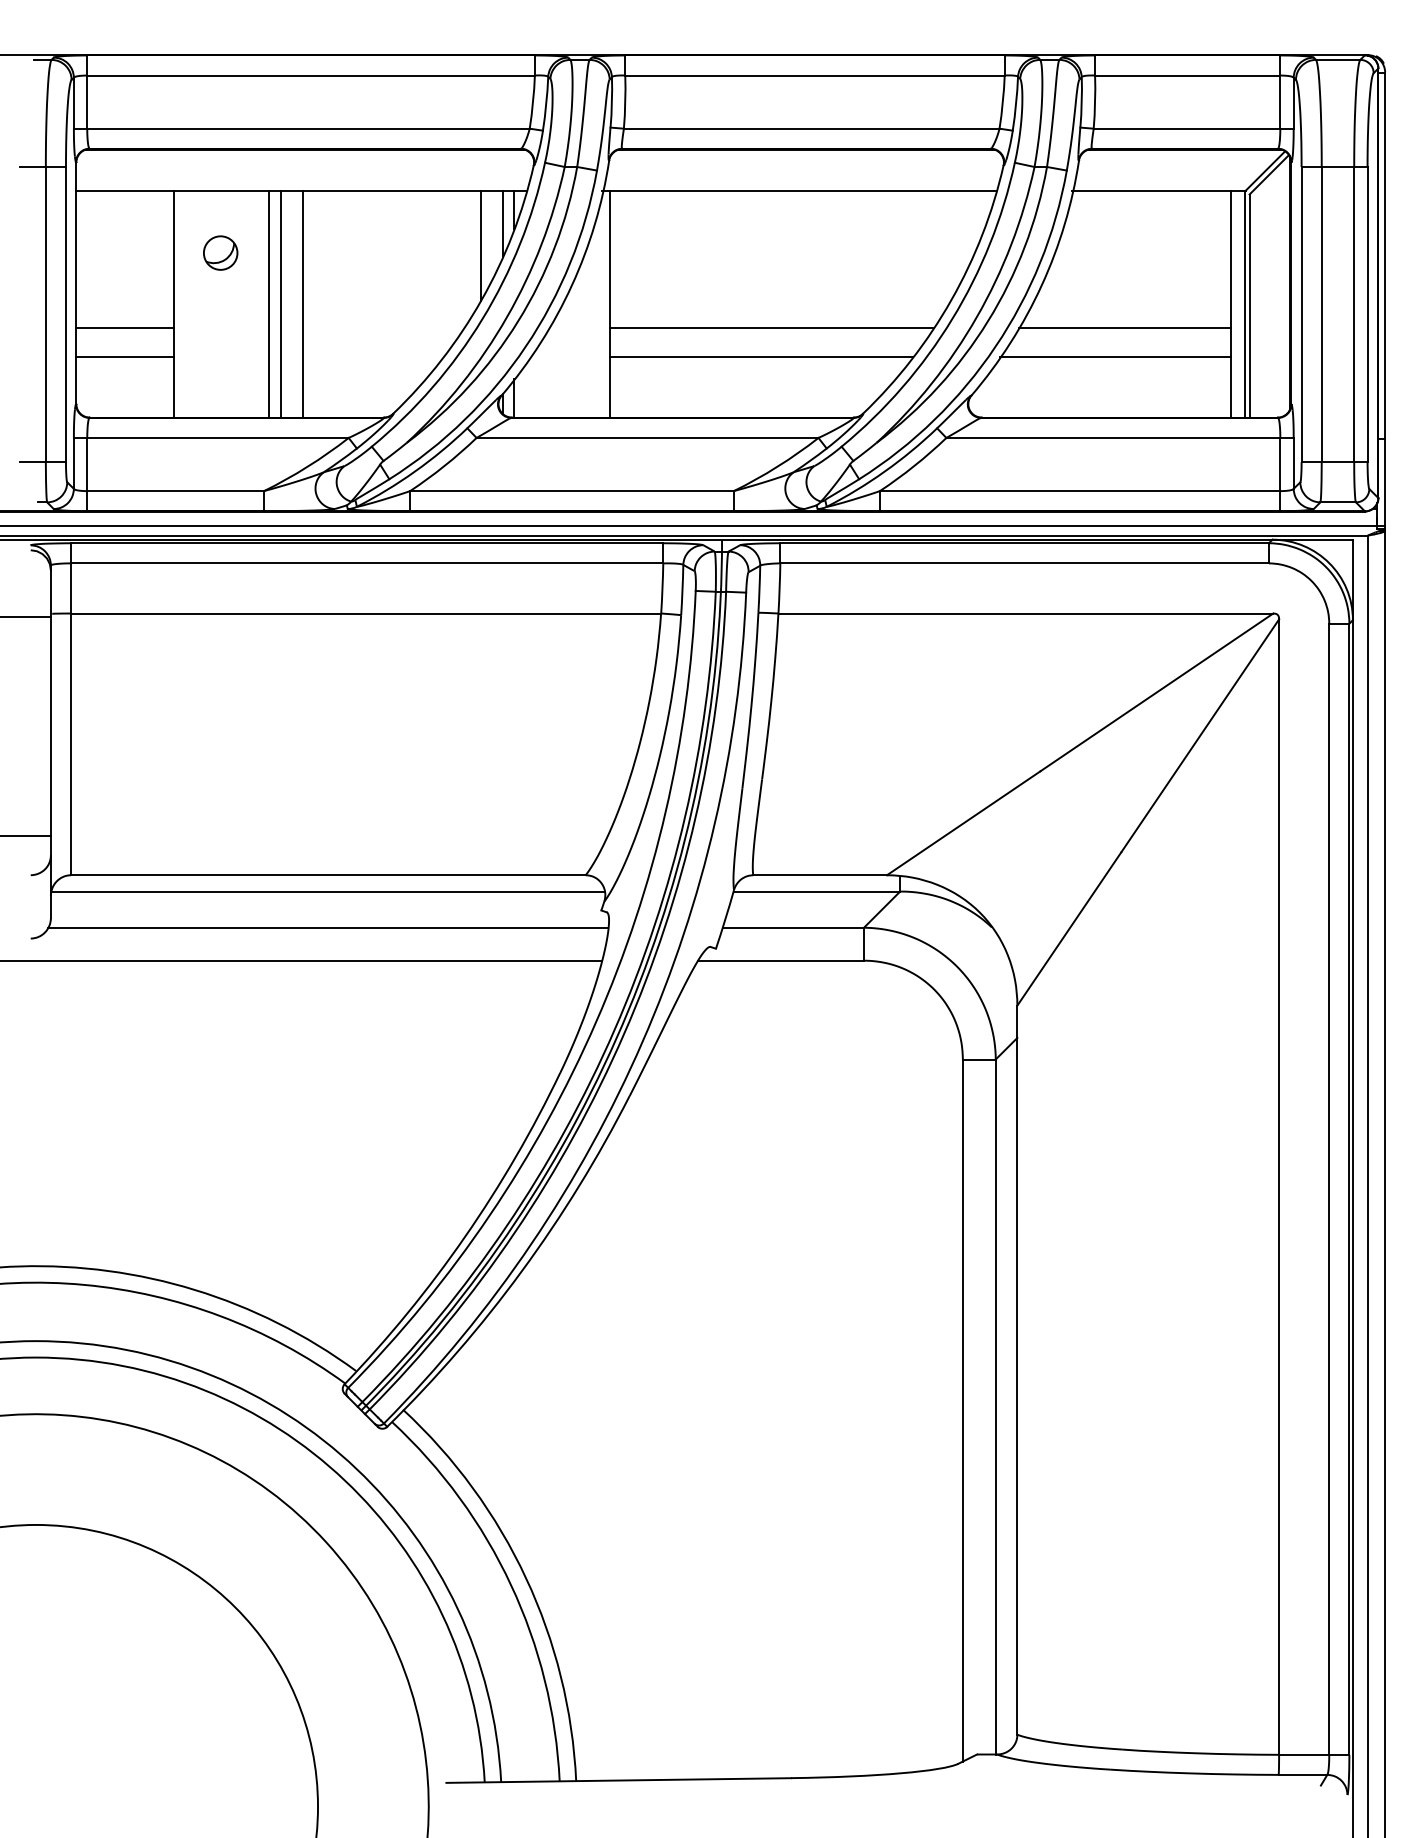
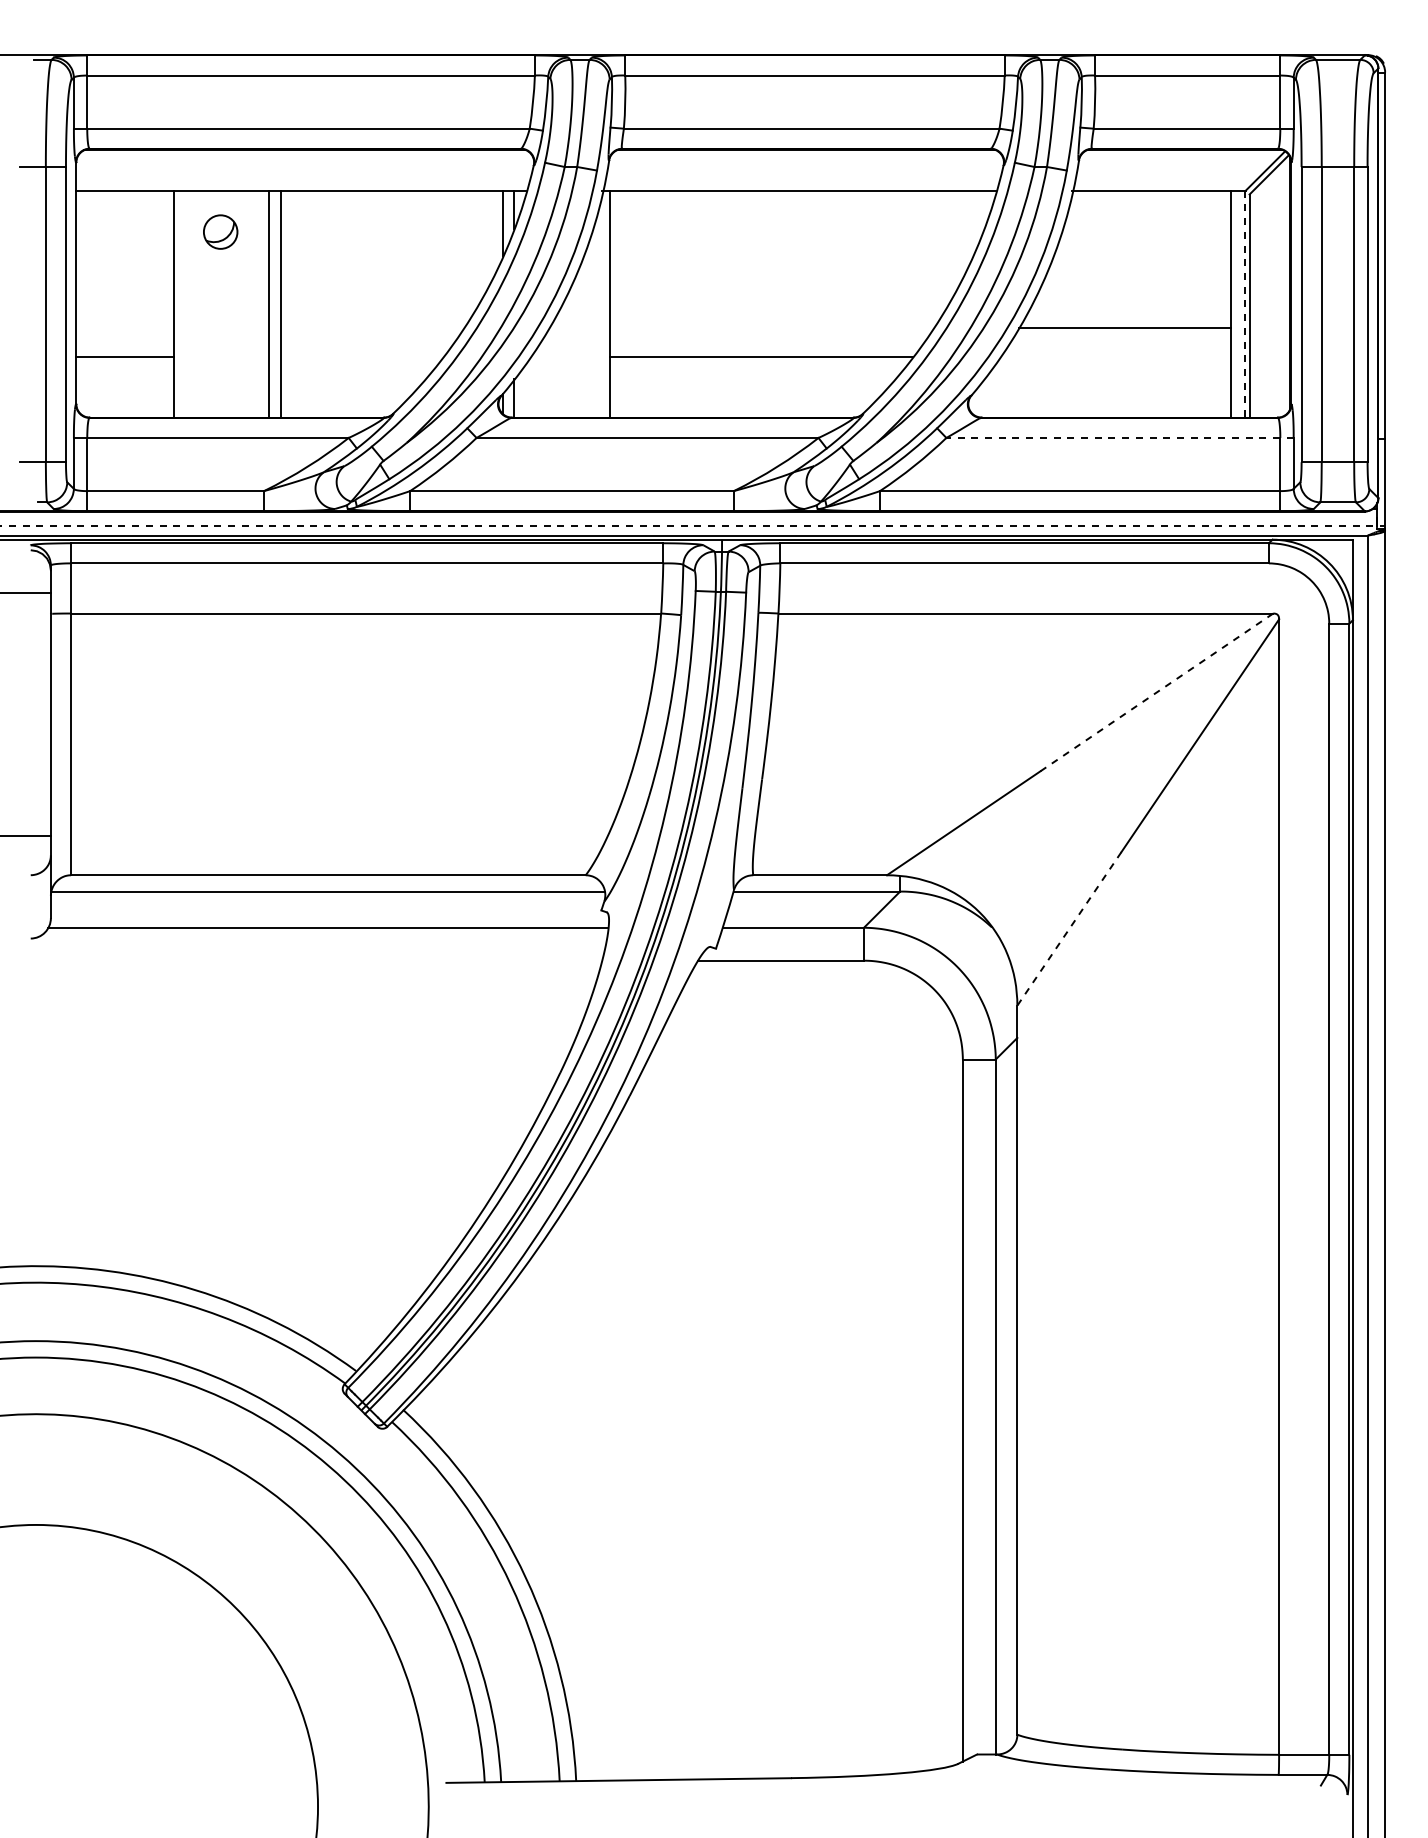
line: present -> none (480, 245)
part position: (220, 252) -> (220, 231) (220, 231)
line: present -> none (302, 303)
line: solid -> dashed (1245, 304)
line: present -> none (124, 328)
line: present -> none (770, 328)
line: present -> none (1114, 357)
line: solid -> dashed (1120, 437)
line: solid -> dashed (693, 526)
line position: (26, 617) -> (26, 593) (26, 593)
line: solid -> dashed (1156, 692)
line: solid -> dashed (1069, 928)
line: present -> none (302, 960)
